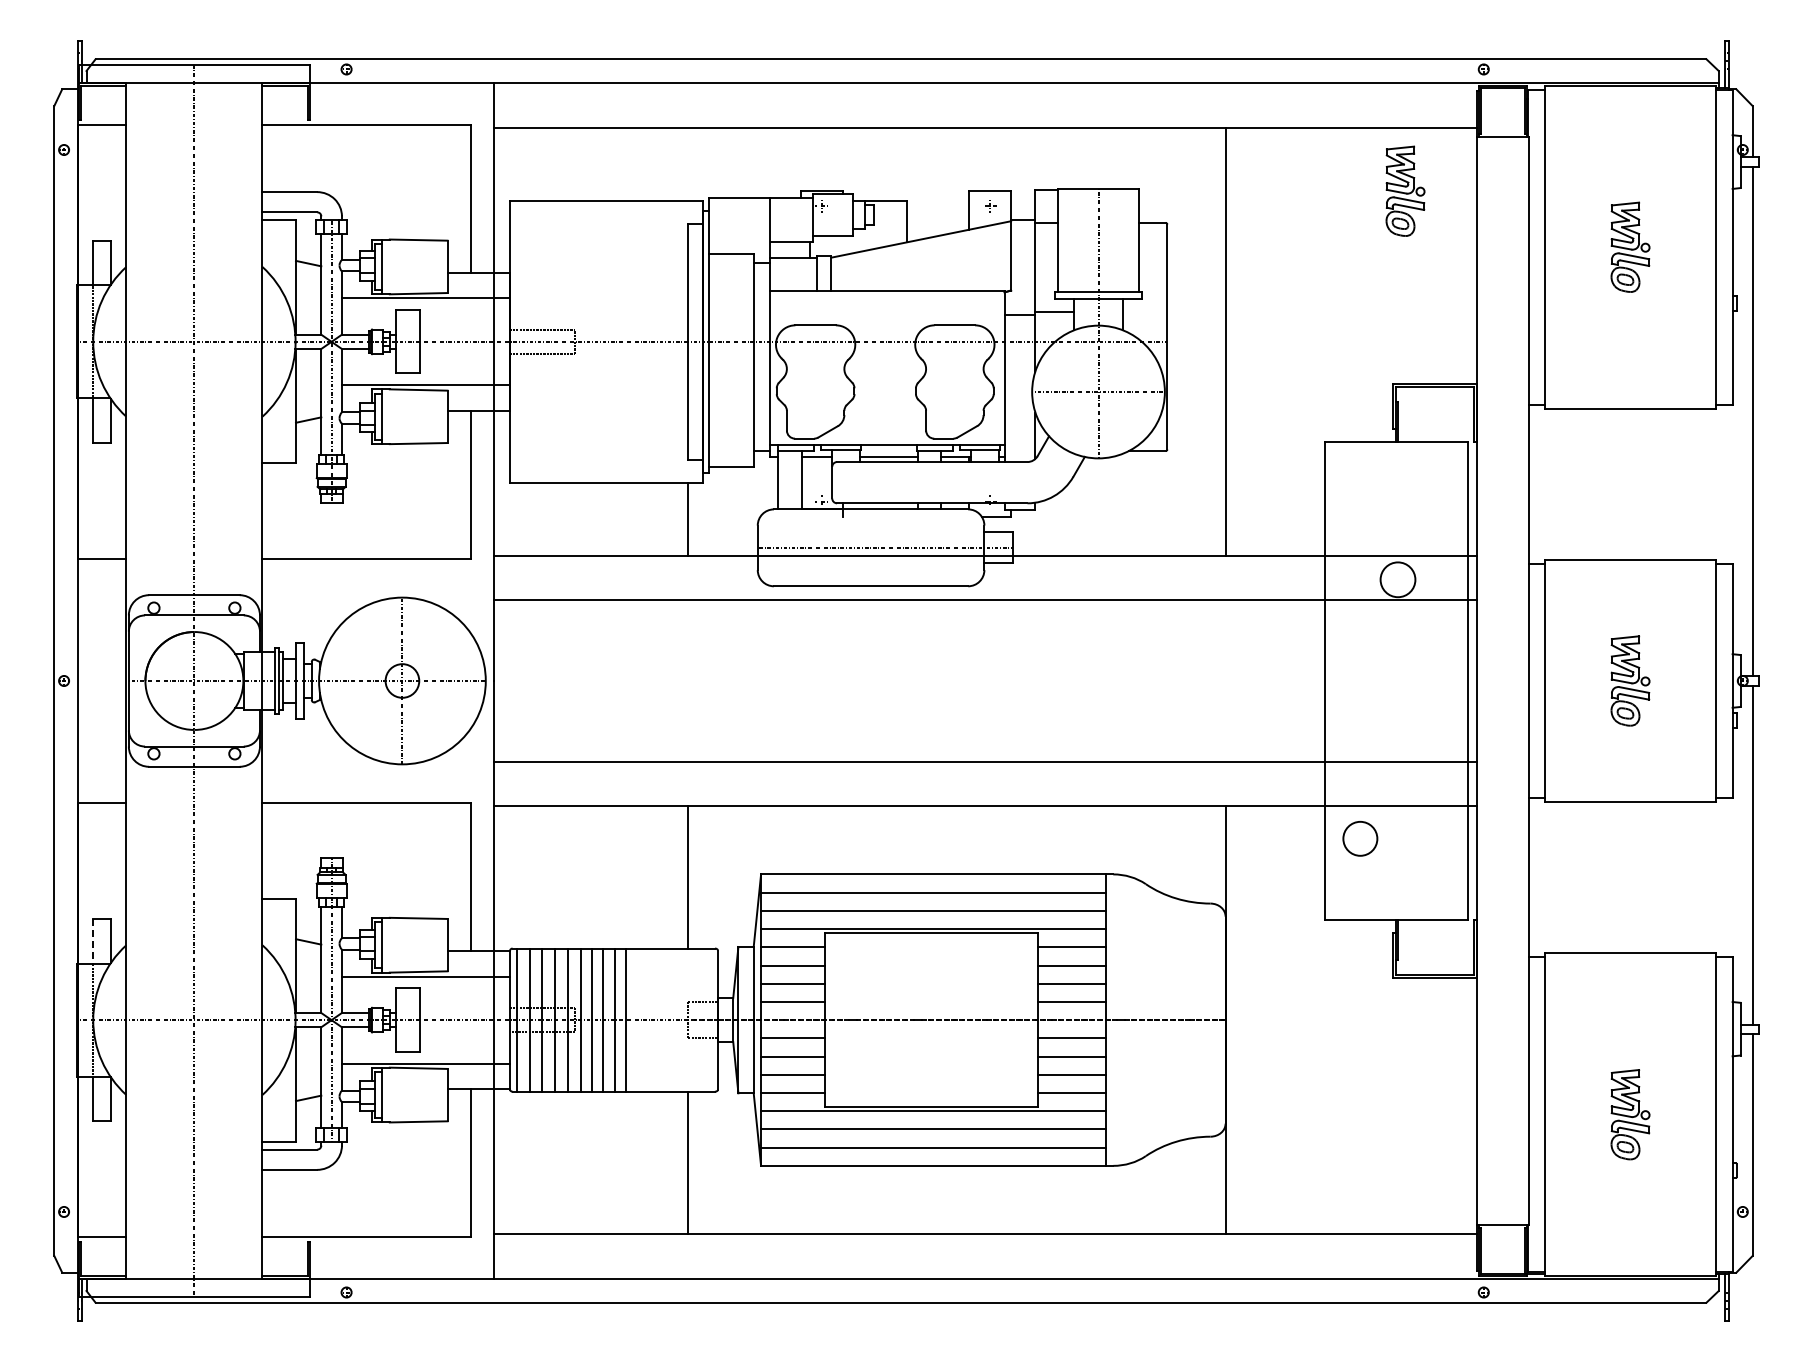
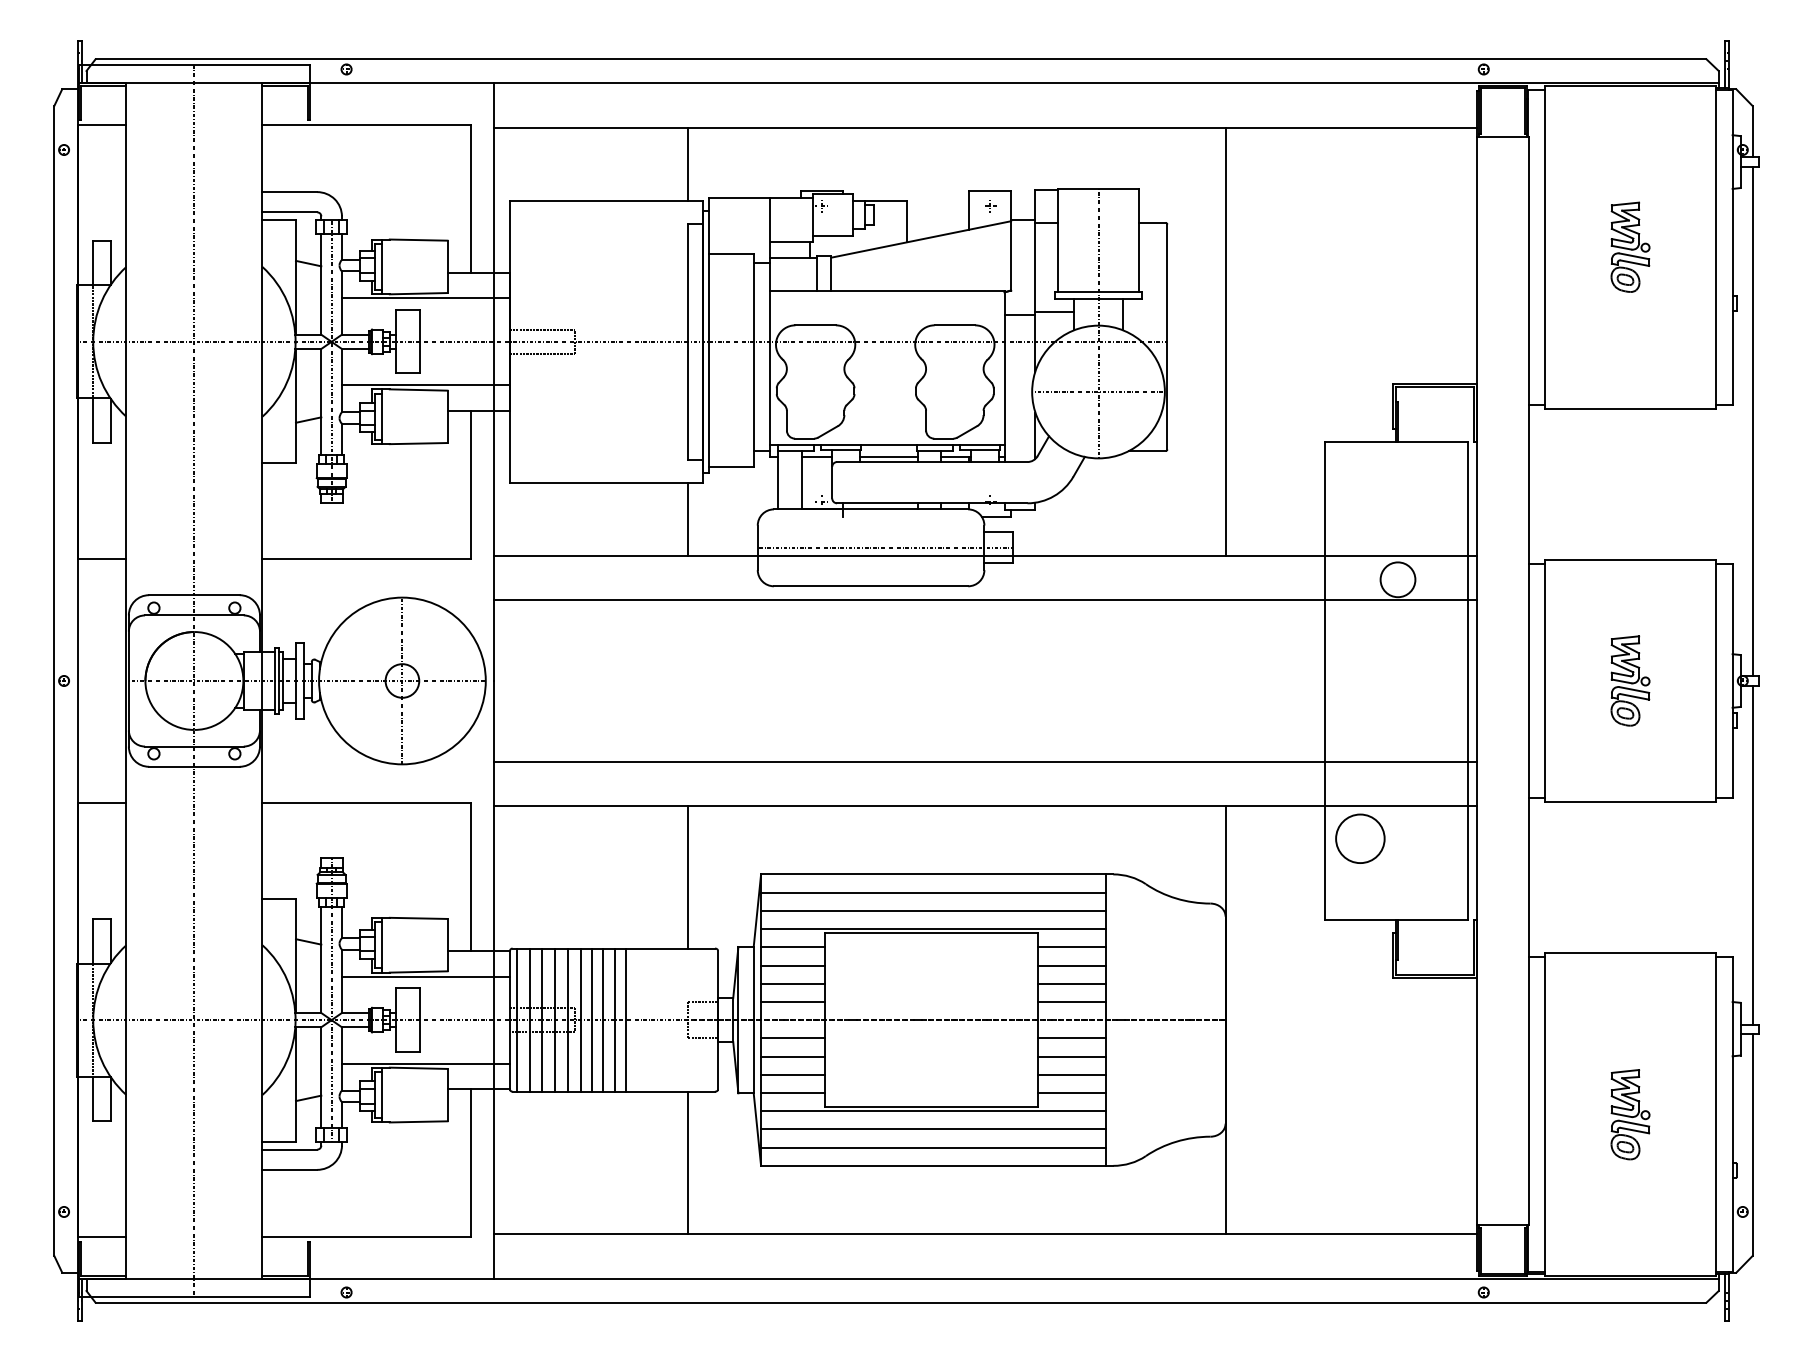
line: none -> present (688, 163)
part: present -> none (1405, 190)
circle diameter: 34 px -> 49 px (1360, 838)
line: dashed -> solid (93, 941)
